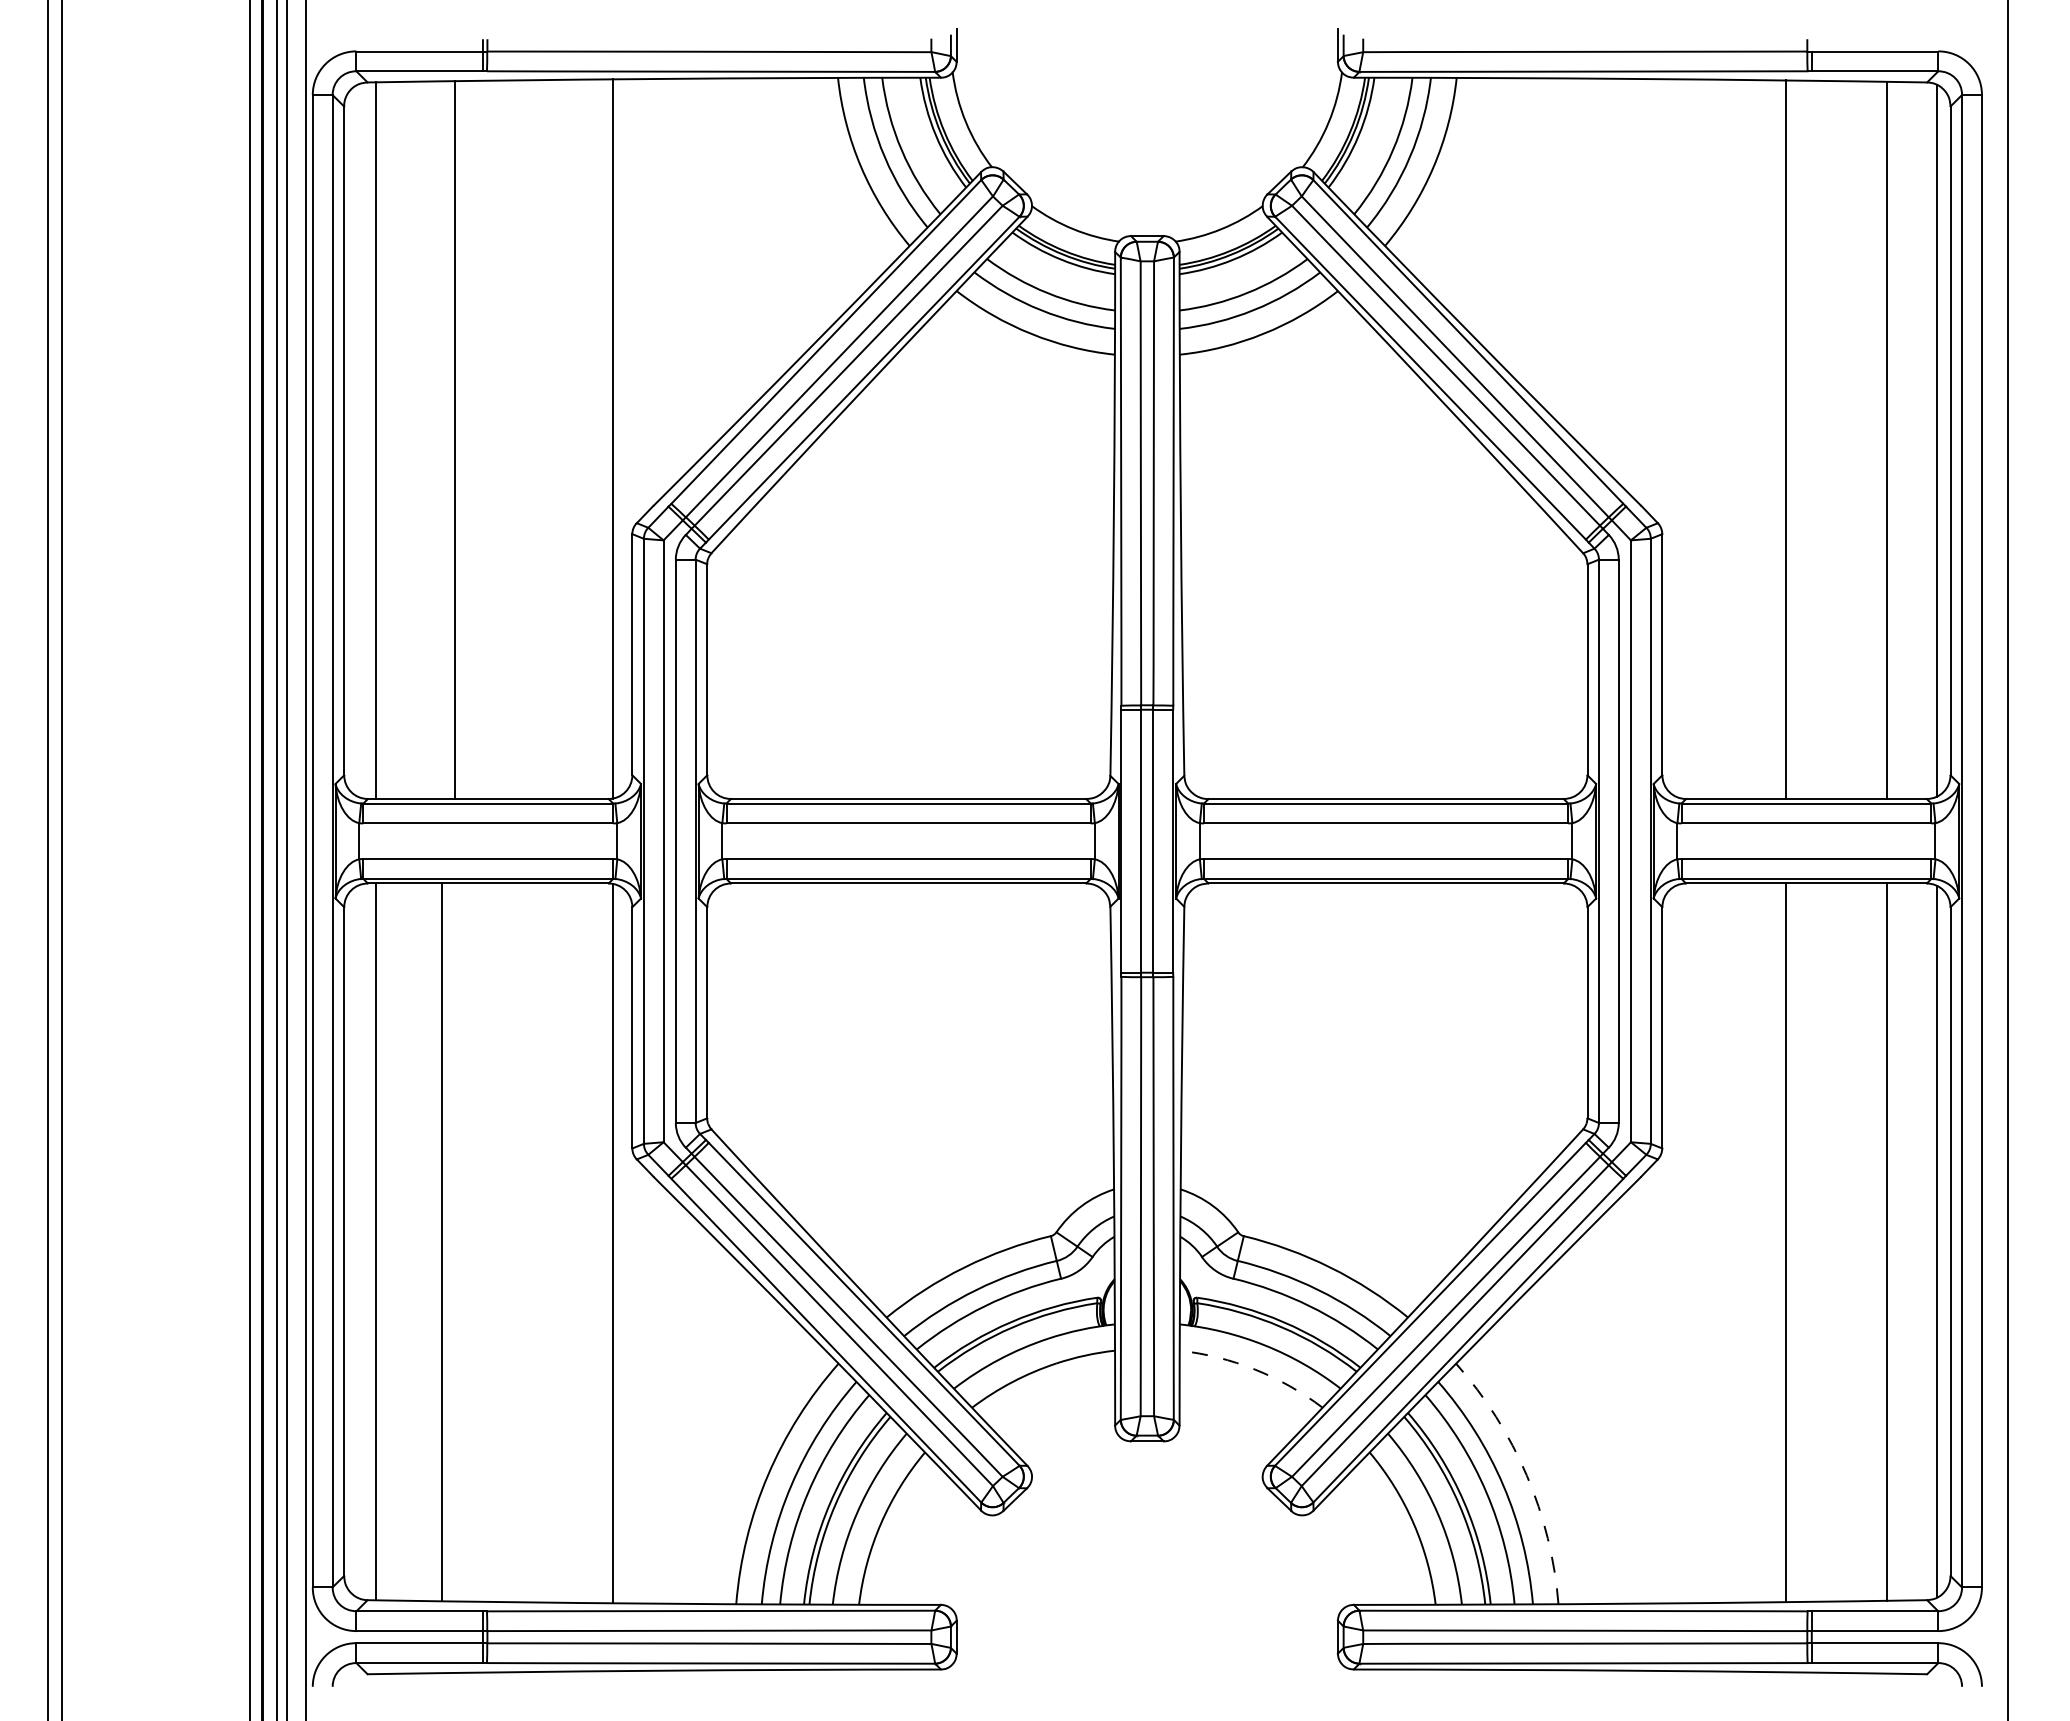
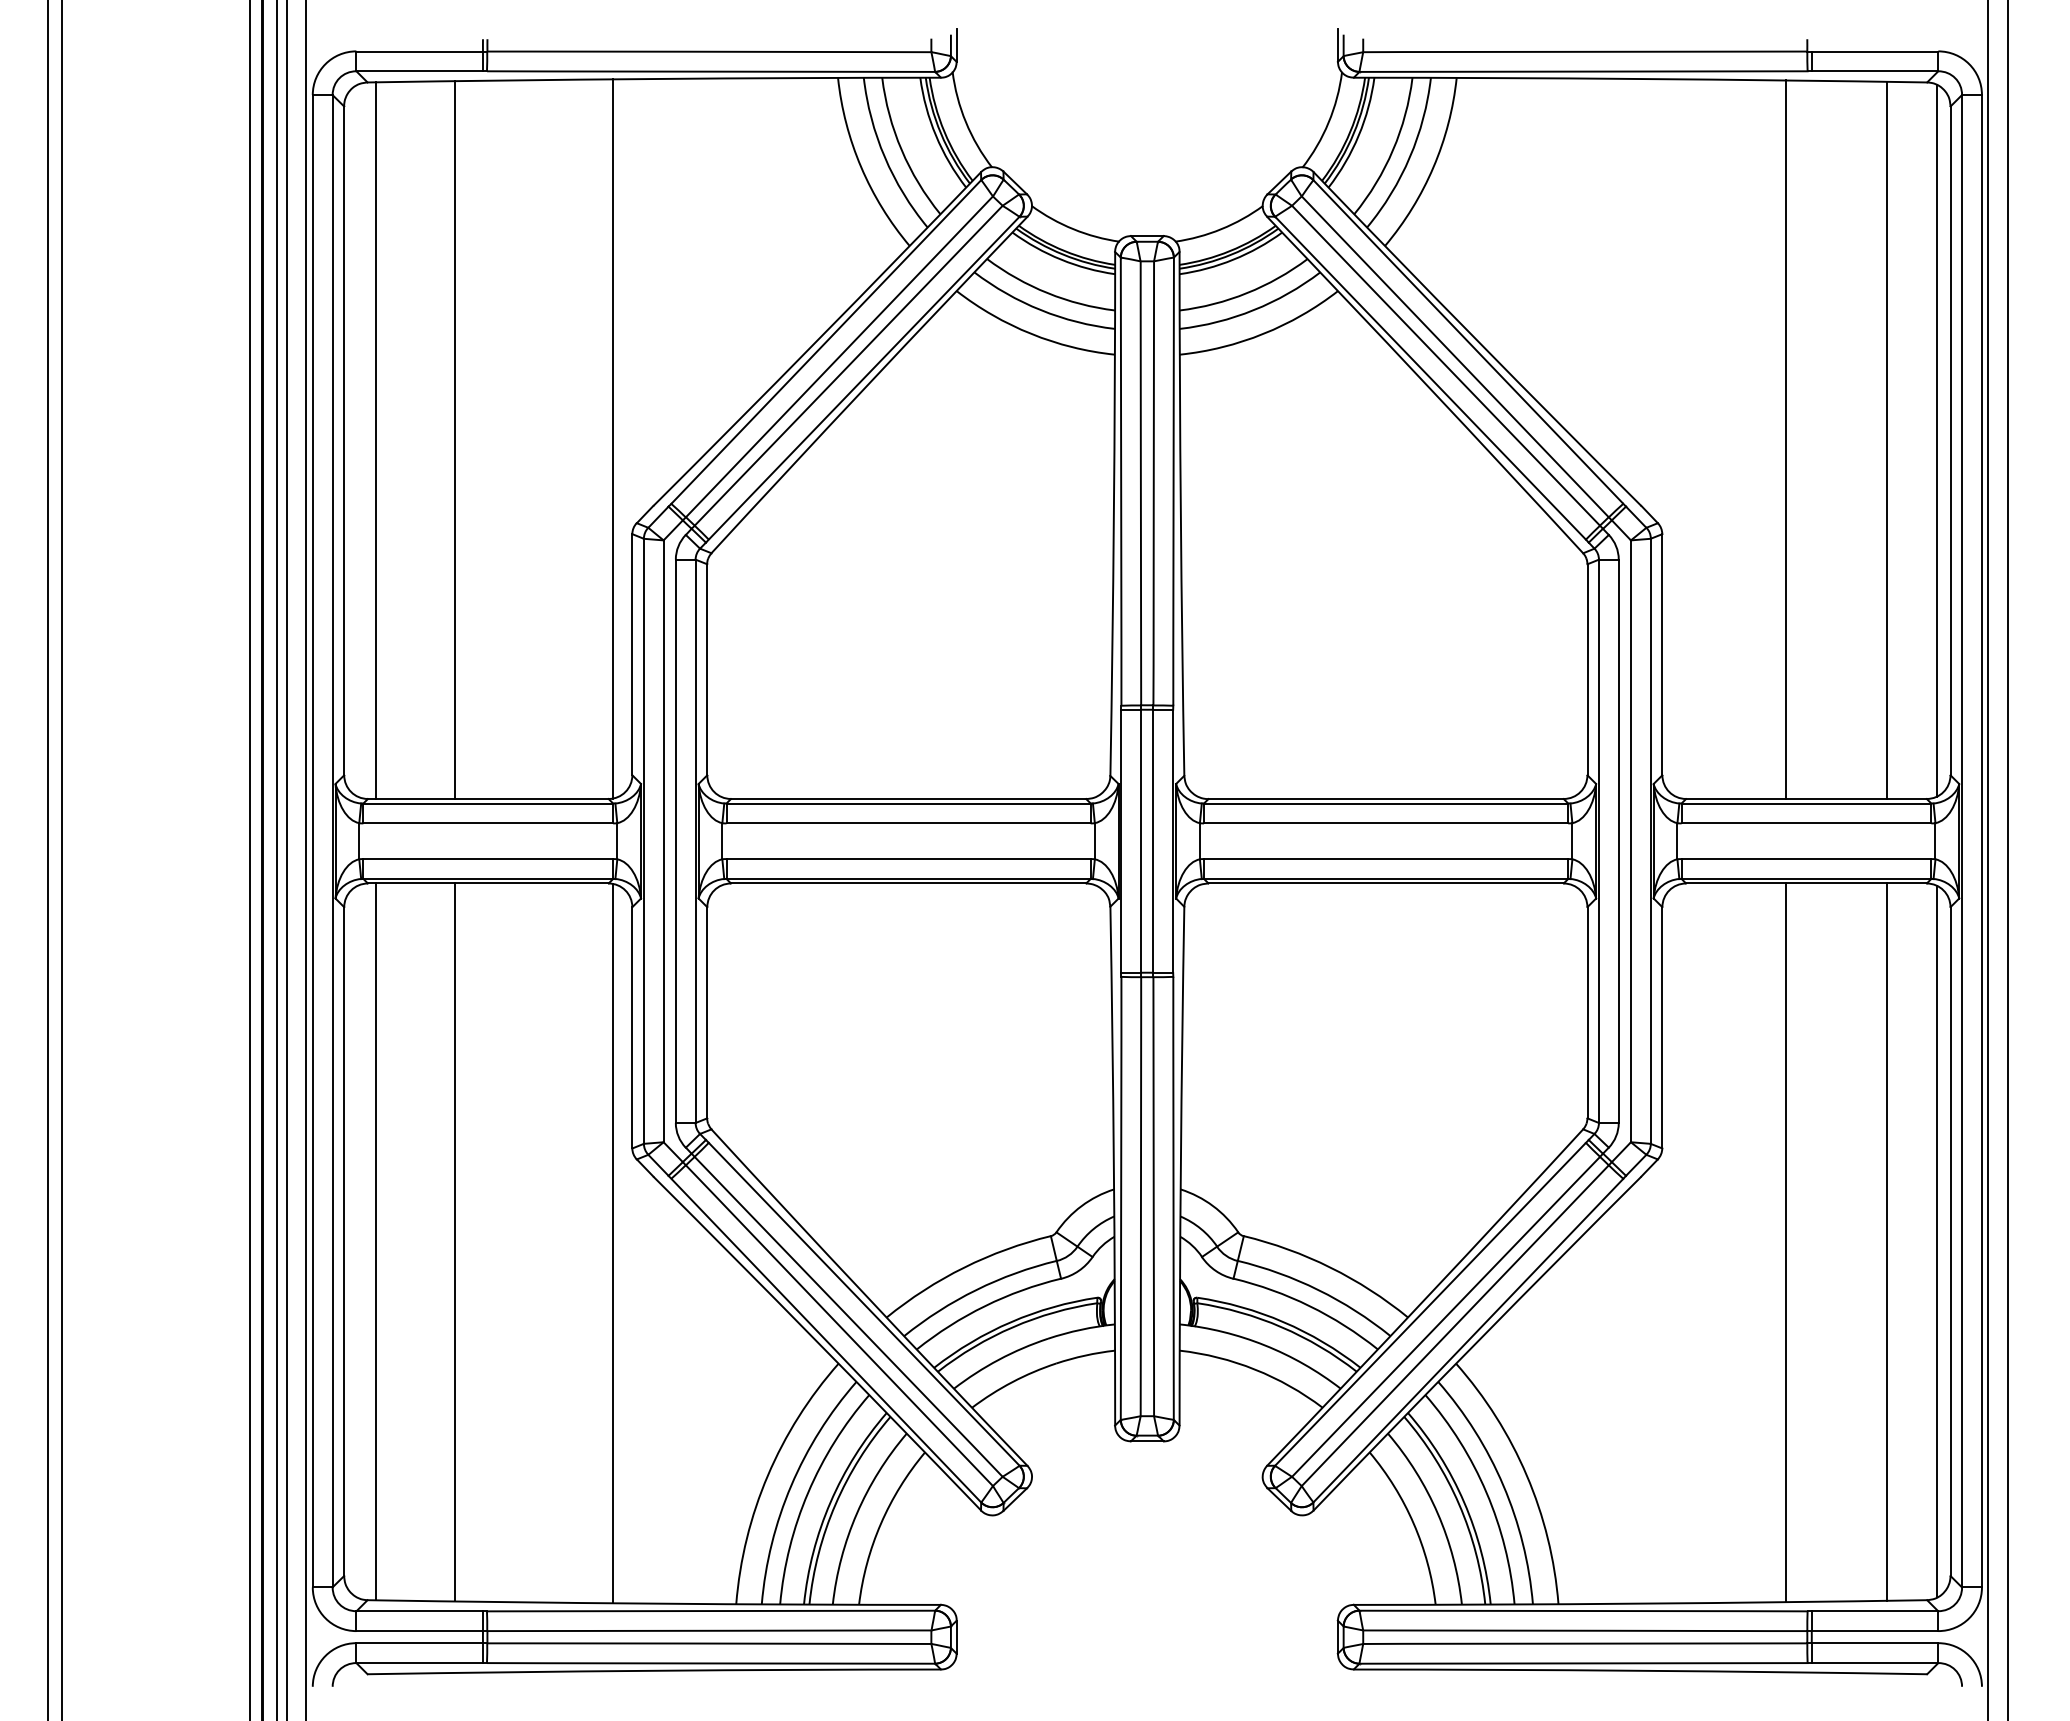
line: none -> present (1988, 859)
line position: (442, 1242) -> (455, 1242) (455, 1242)
arc: dashed -> solid (1255, 1369)
arc: dashed -> solid (1526, 1475)
